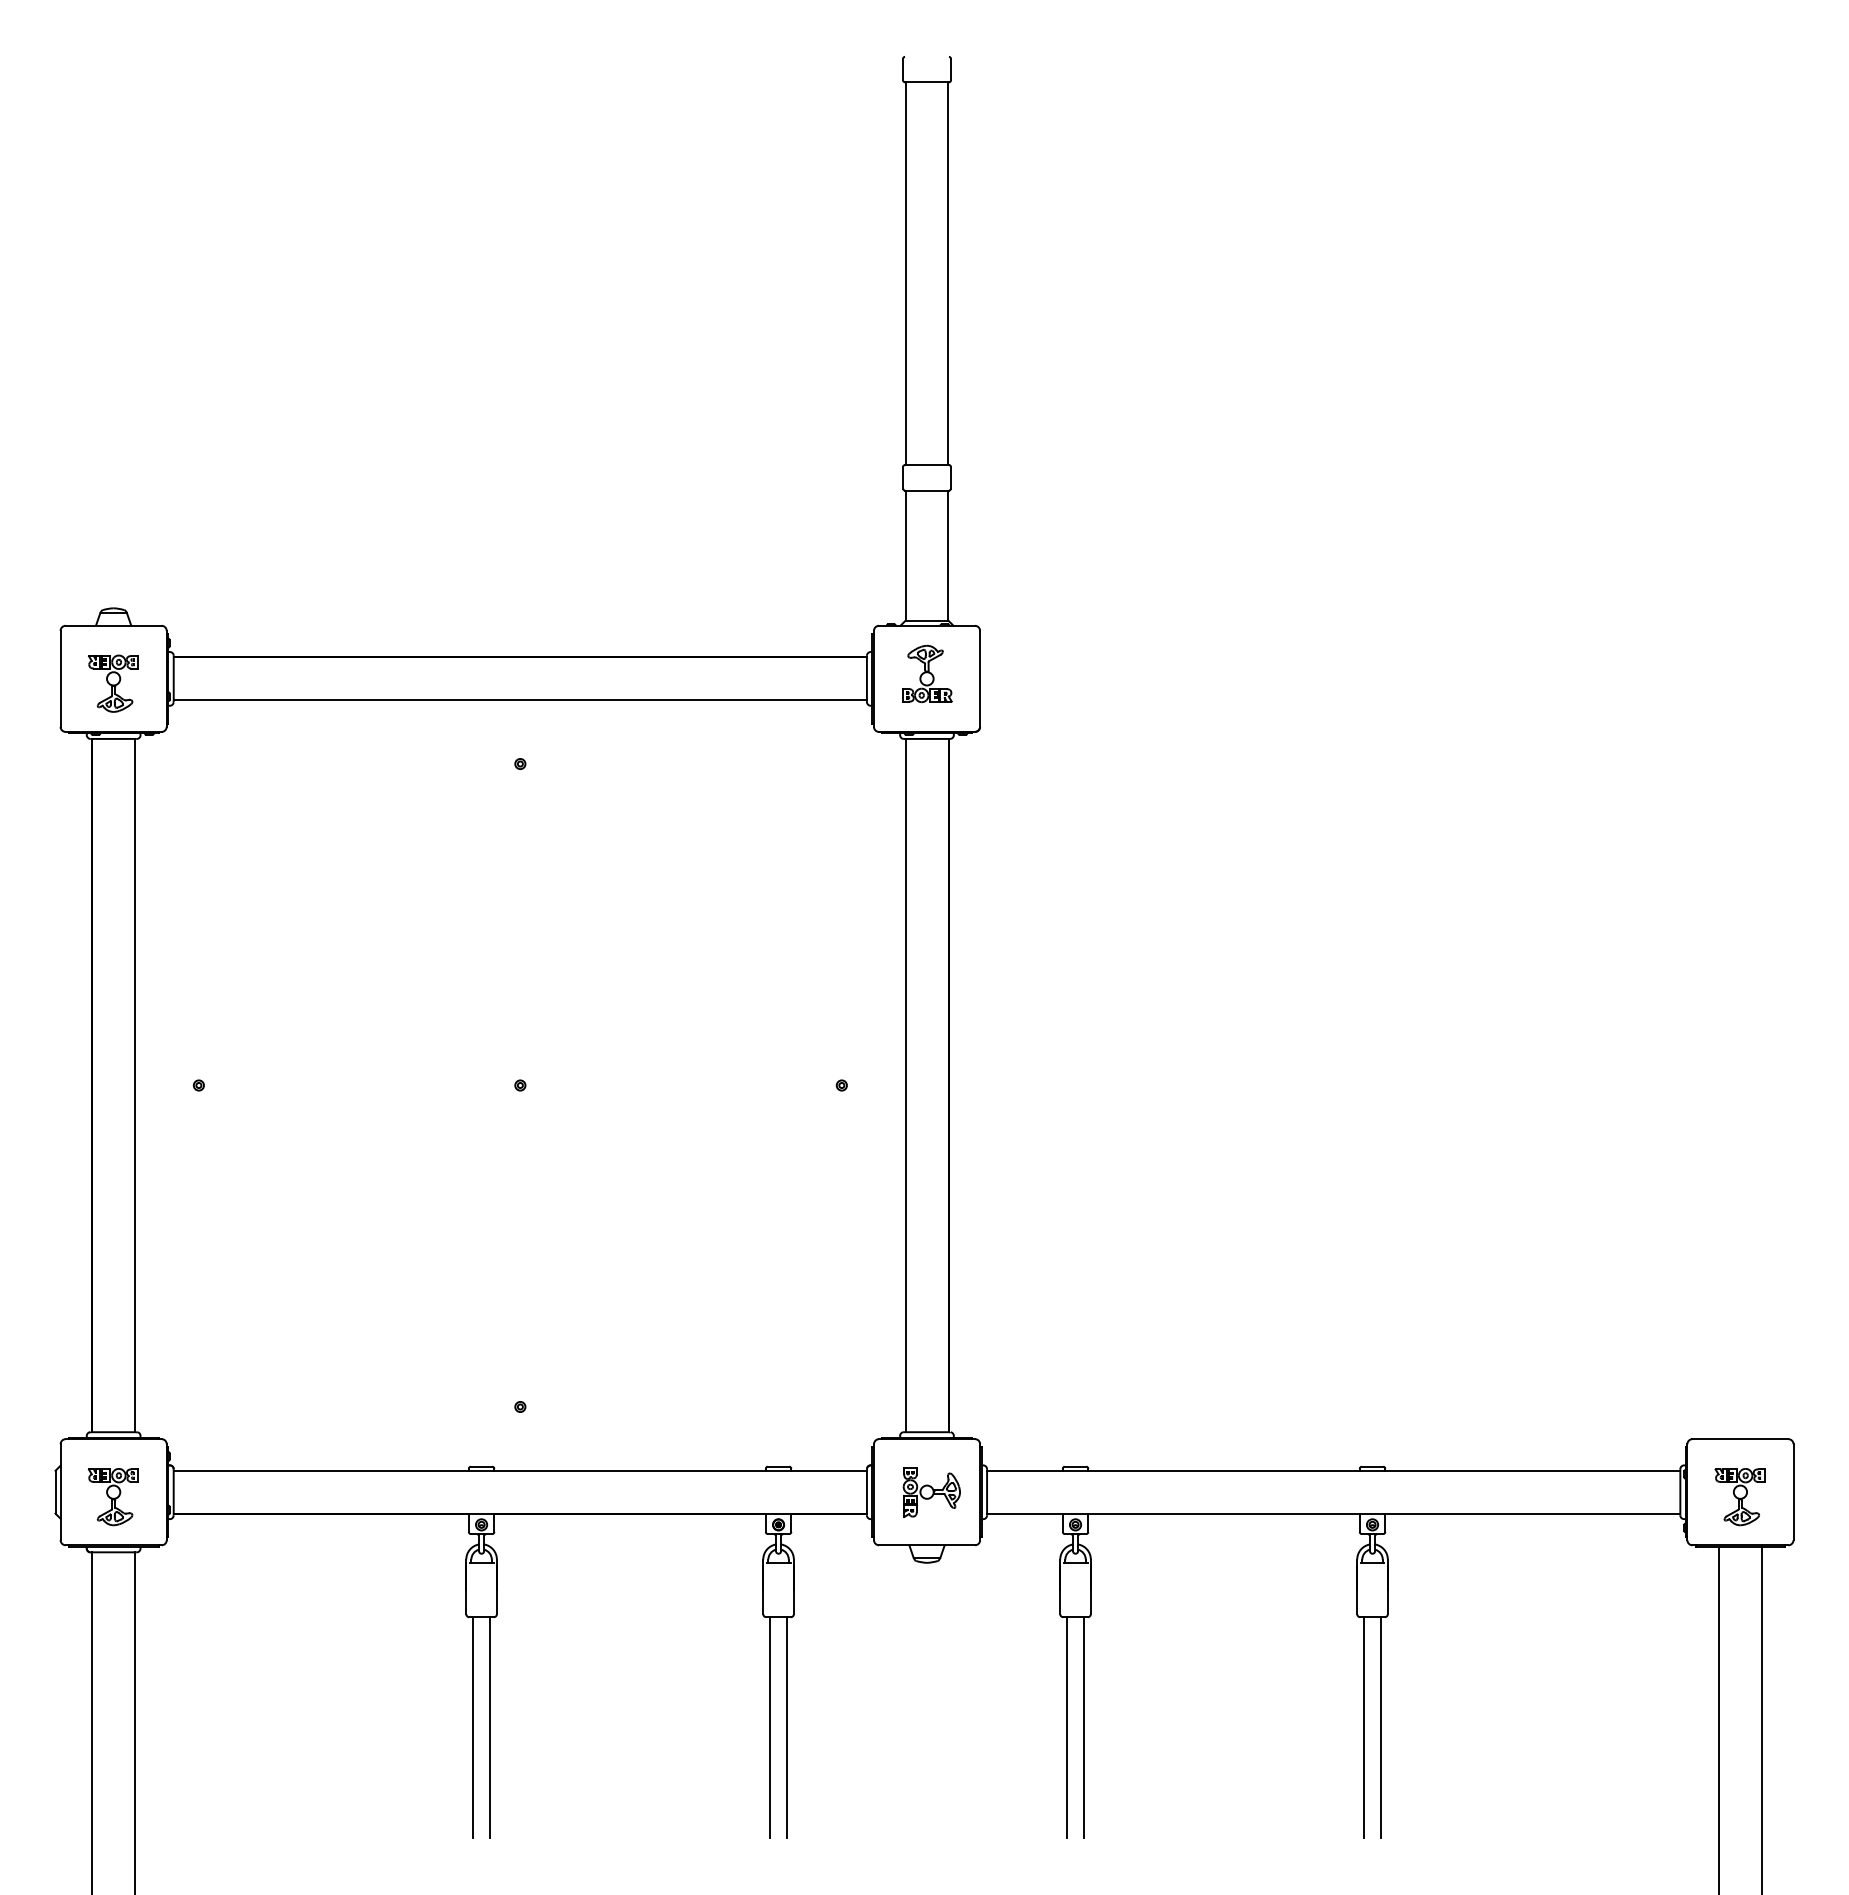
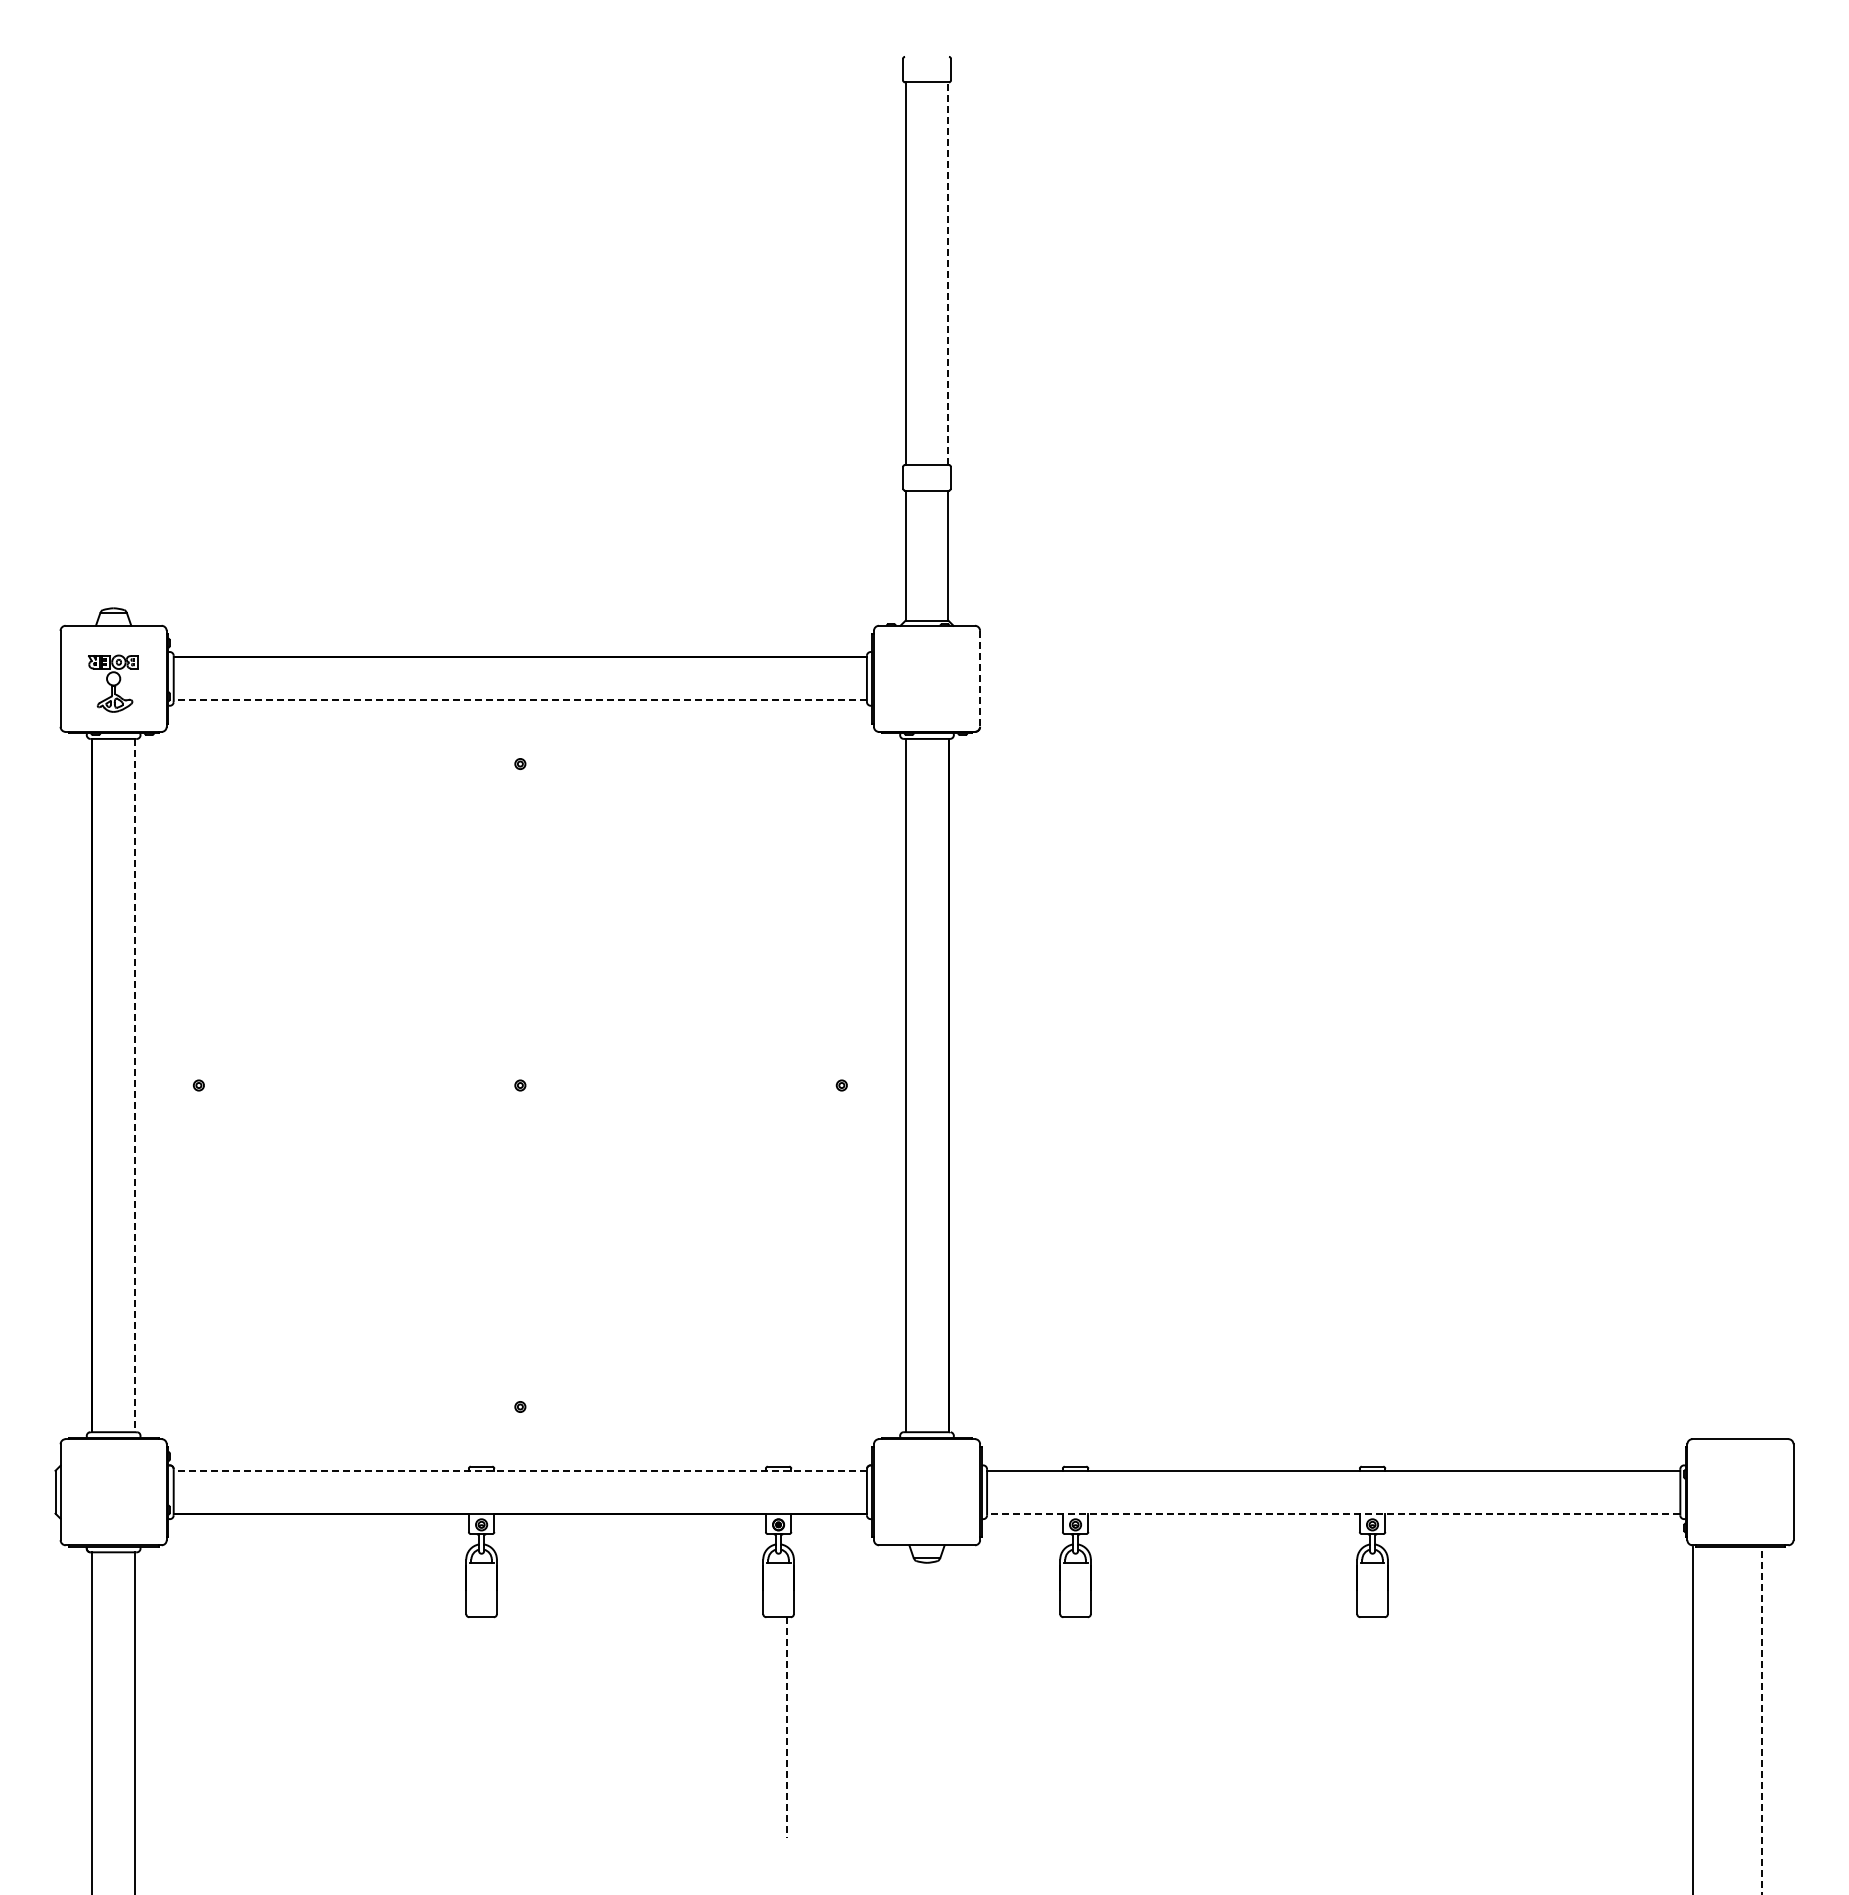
line: solid -> dashed (948, 273)
part: present -> none (927, 673)
line: solid -> dashed (980, 678)
line: solid -> dashed (520, 700)
line: solid -> dashed (135, 1085)
line: solid -> dashed (520, 1470)
part: present -> none (931, 1492)
part: present -> none (113, 1497)
part: present -> none (1739, 1497)
line: solid -> dashed (1333, 1513)
line position: (1719, 1718) -> (1693, 1718) (1693, 1718)
line: solid -> dashed (1761, 1720)
line: present -> none (473, 1727)
line: present -> none (489, 1727)
line: present -> none (770, 1727)
line: present -> none (1067, 1727)
line: present -> none (1083, 1727)
line: present -> none (1364, 1727)
line: present -> none (1380, 1727)
line: solid -> dashed (786, 1728)
